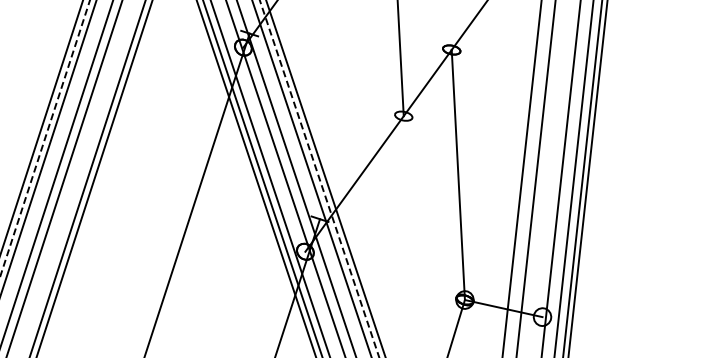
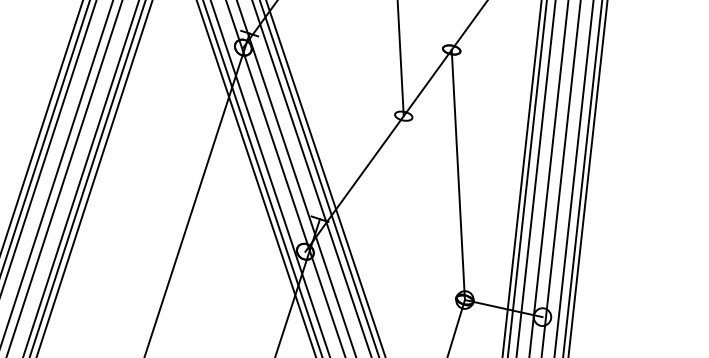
line: dashed -> solid (44, 139)
line: none -> present (81, 178)
line: none -> present (527, 178)
line: none -> present (548, 178)
line: dashed -> solid (319, 179)
